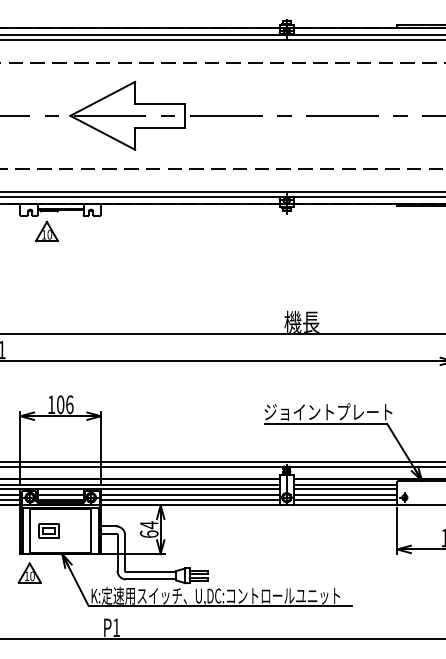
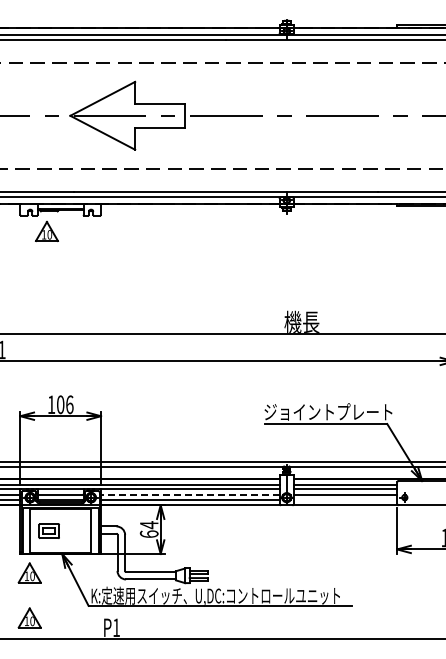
line: solid -> dashed (189, 495)
line: present -> none (345, 500)
part: none -> present (29, 617)
